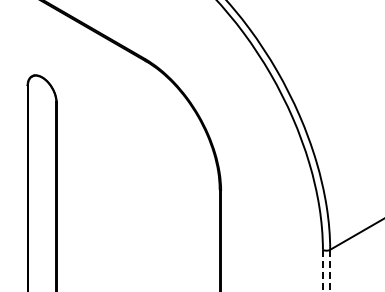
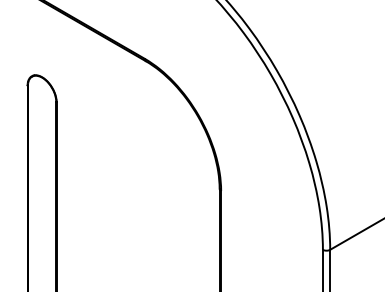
line: dashed -> solid (322, 270)
line: dashed -> solid (330, 270)
